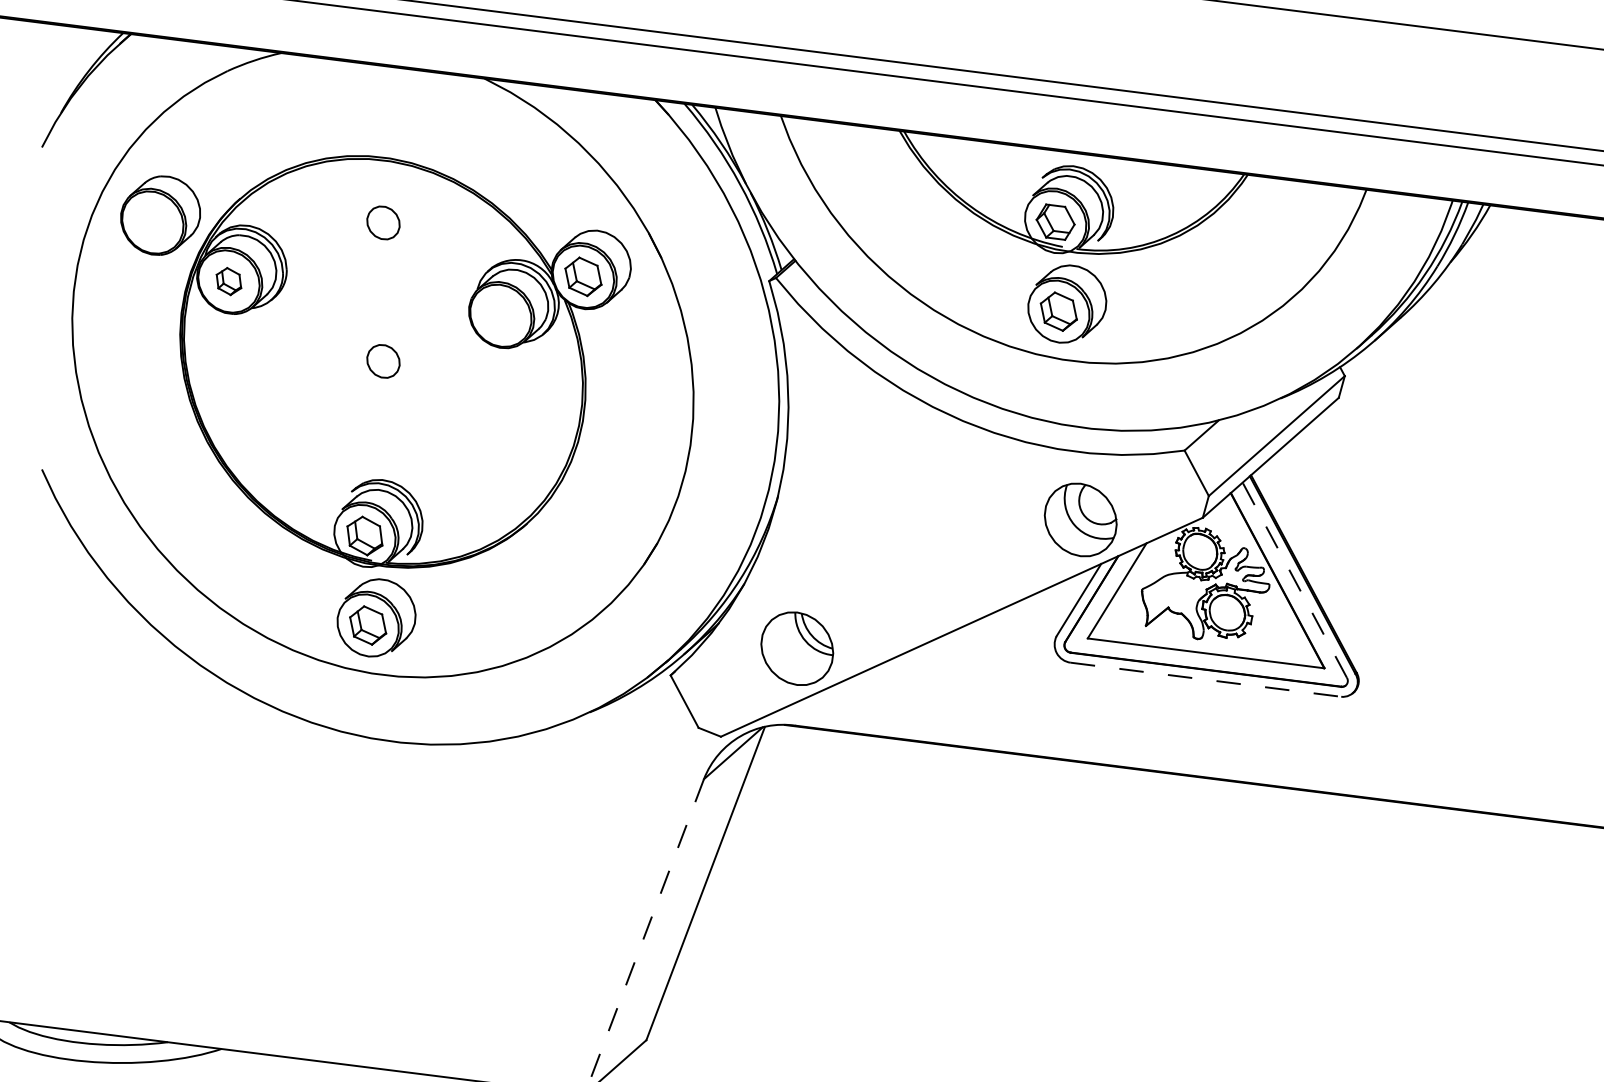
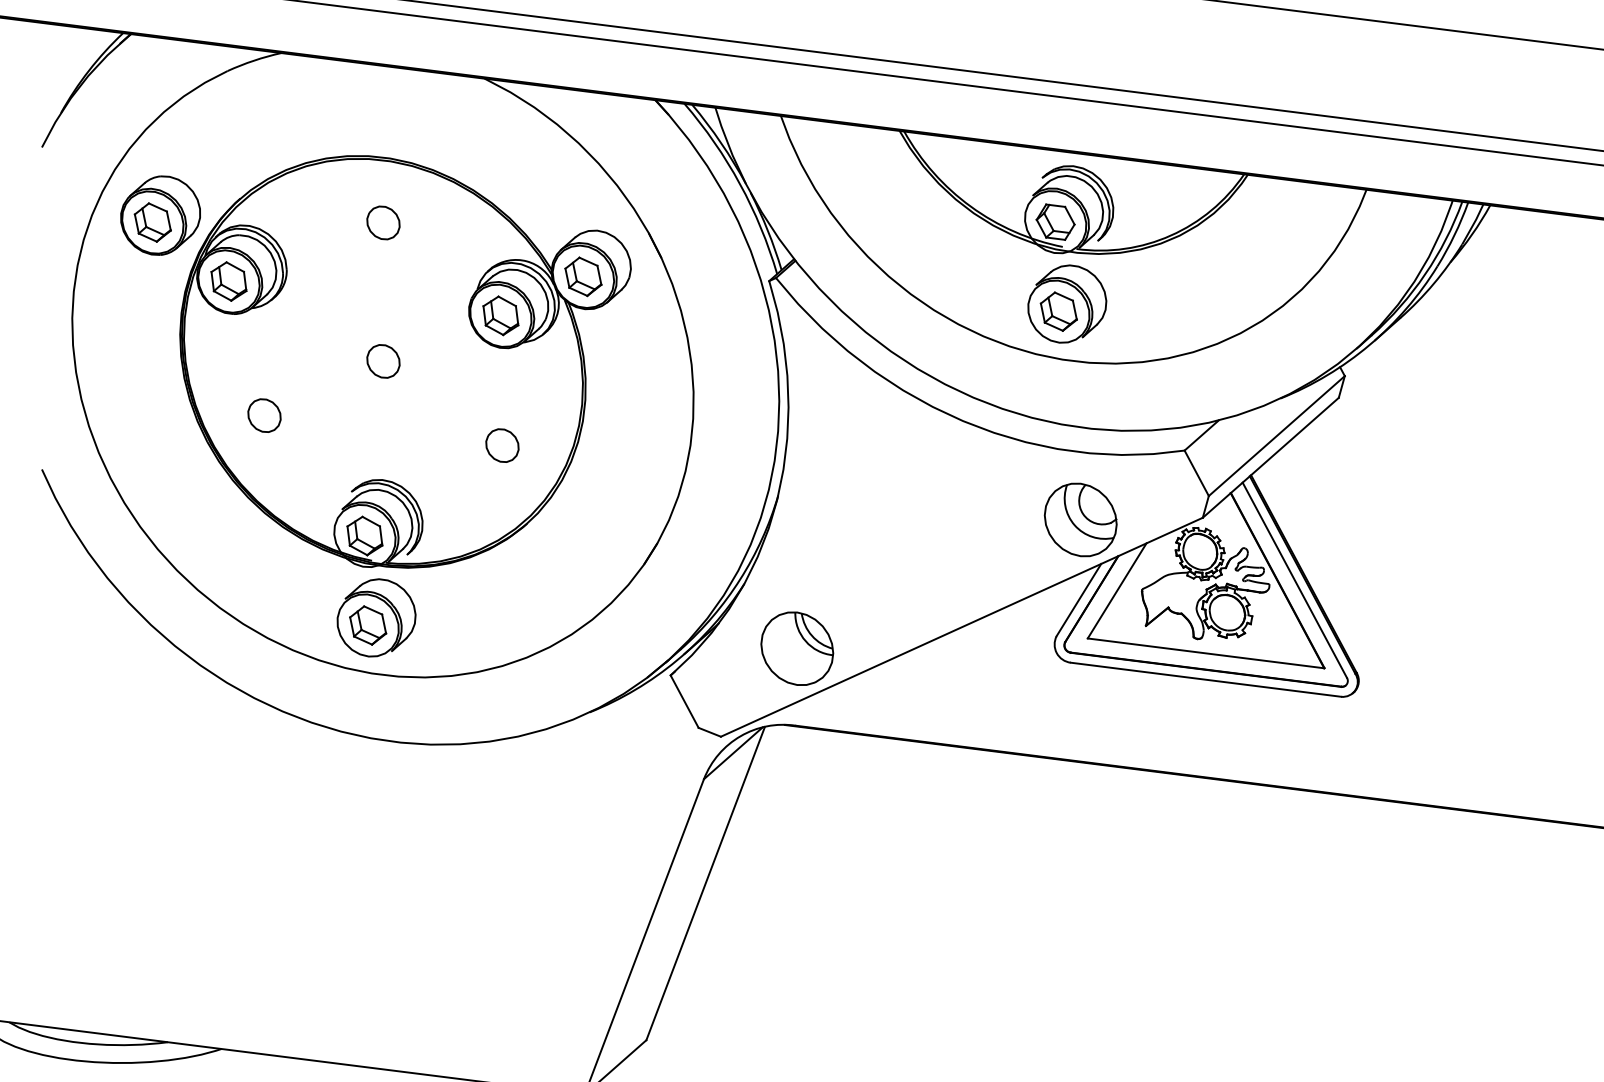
part: none -> present (152, 222)
part size: 28x30 px -> 38x41 px (228, 281)
part: none -> present (500, 315)
part: none -> present (264, 415)
part: none -> present (502, 445)
line: dashed -> solid (1294, 580)
line: dashed -> solid (1206, 679)
line: dashed -> solid (646, 930)
